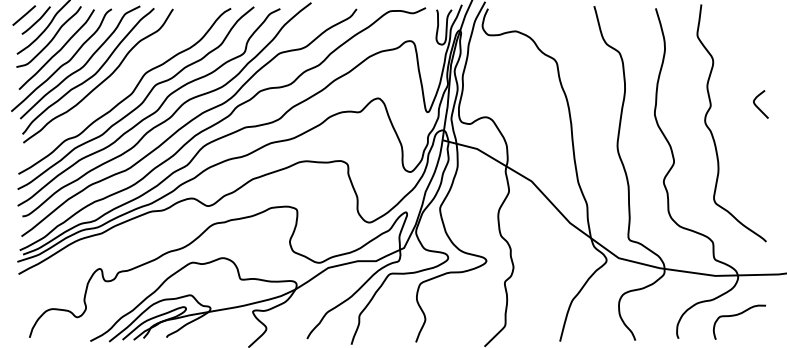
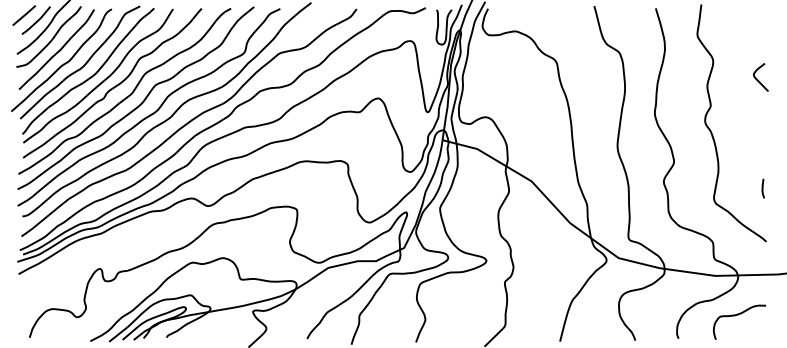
curve: none -> present (113, 86)
curve position: (758, 106) -> (758, 79) (758, 79)
line: none -> present (762, 188)
